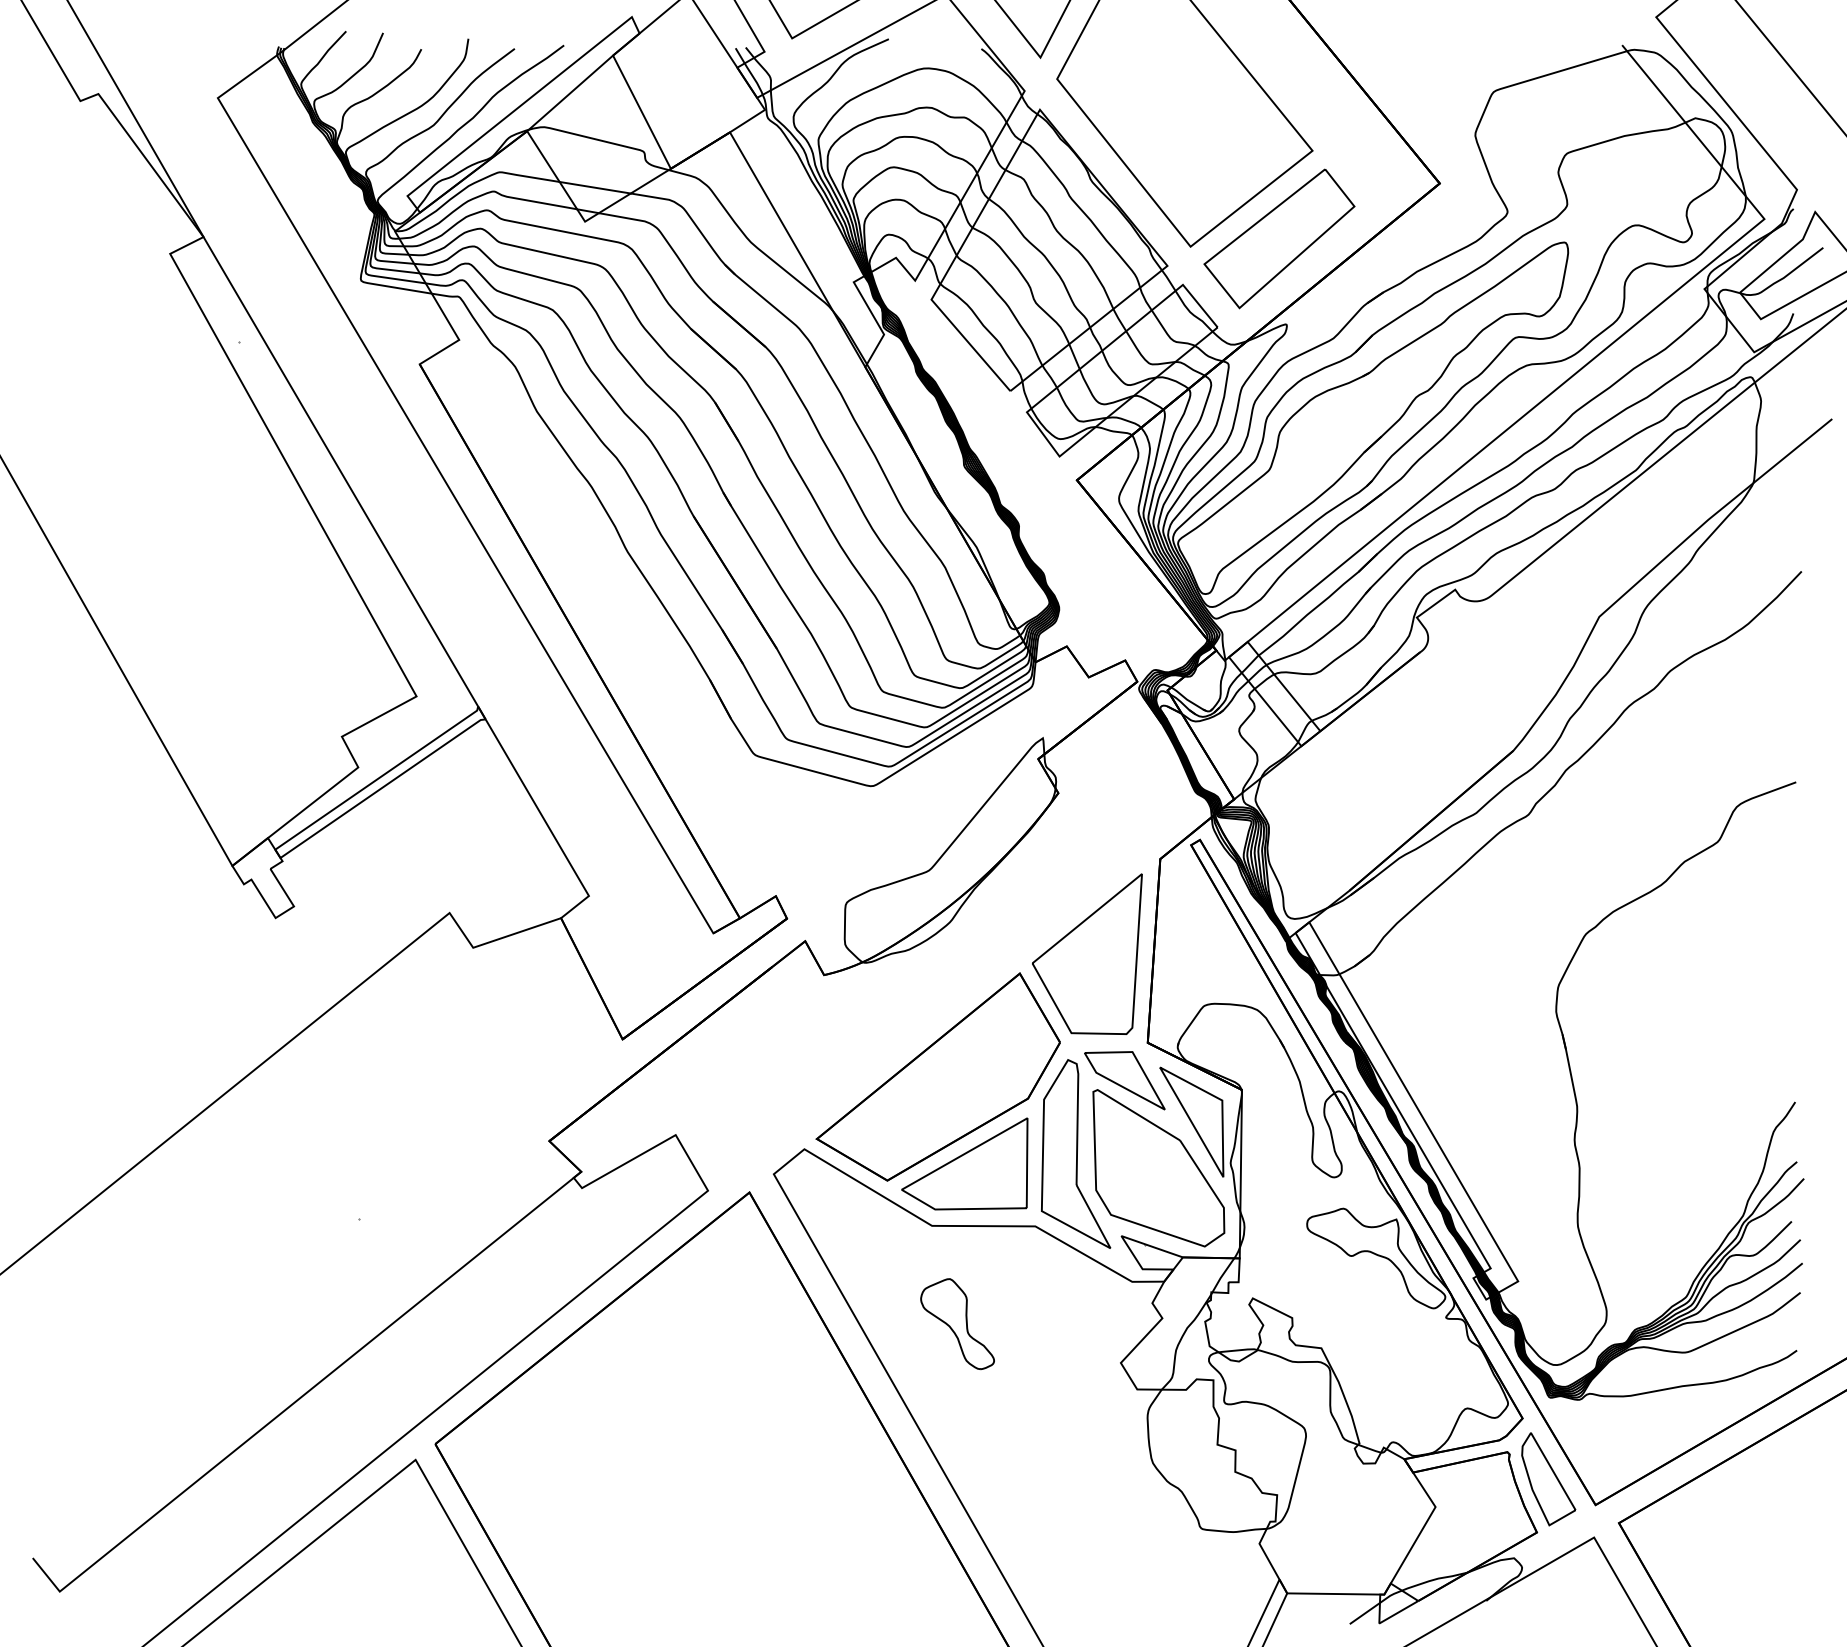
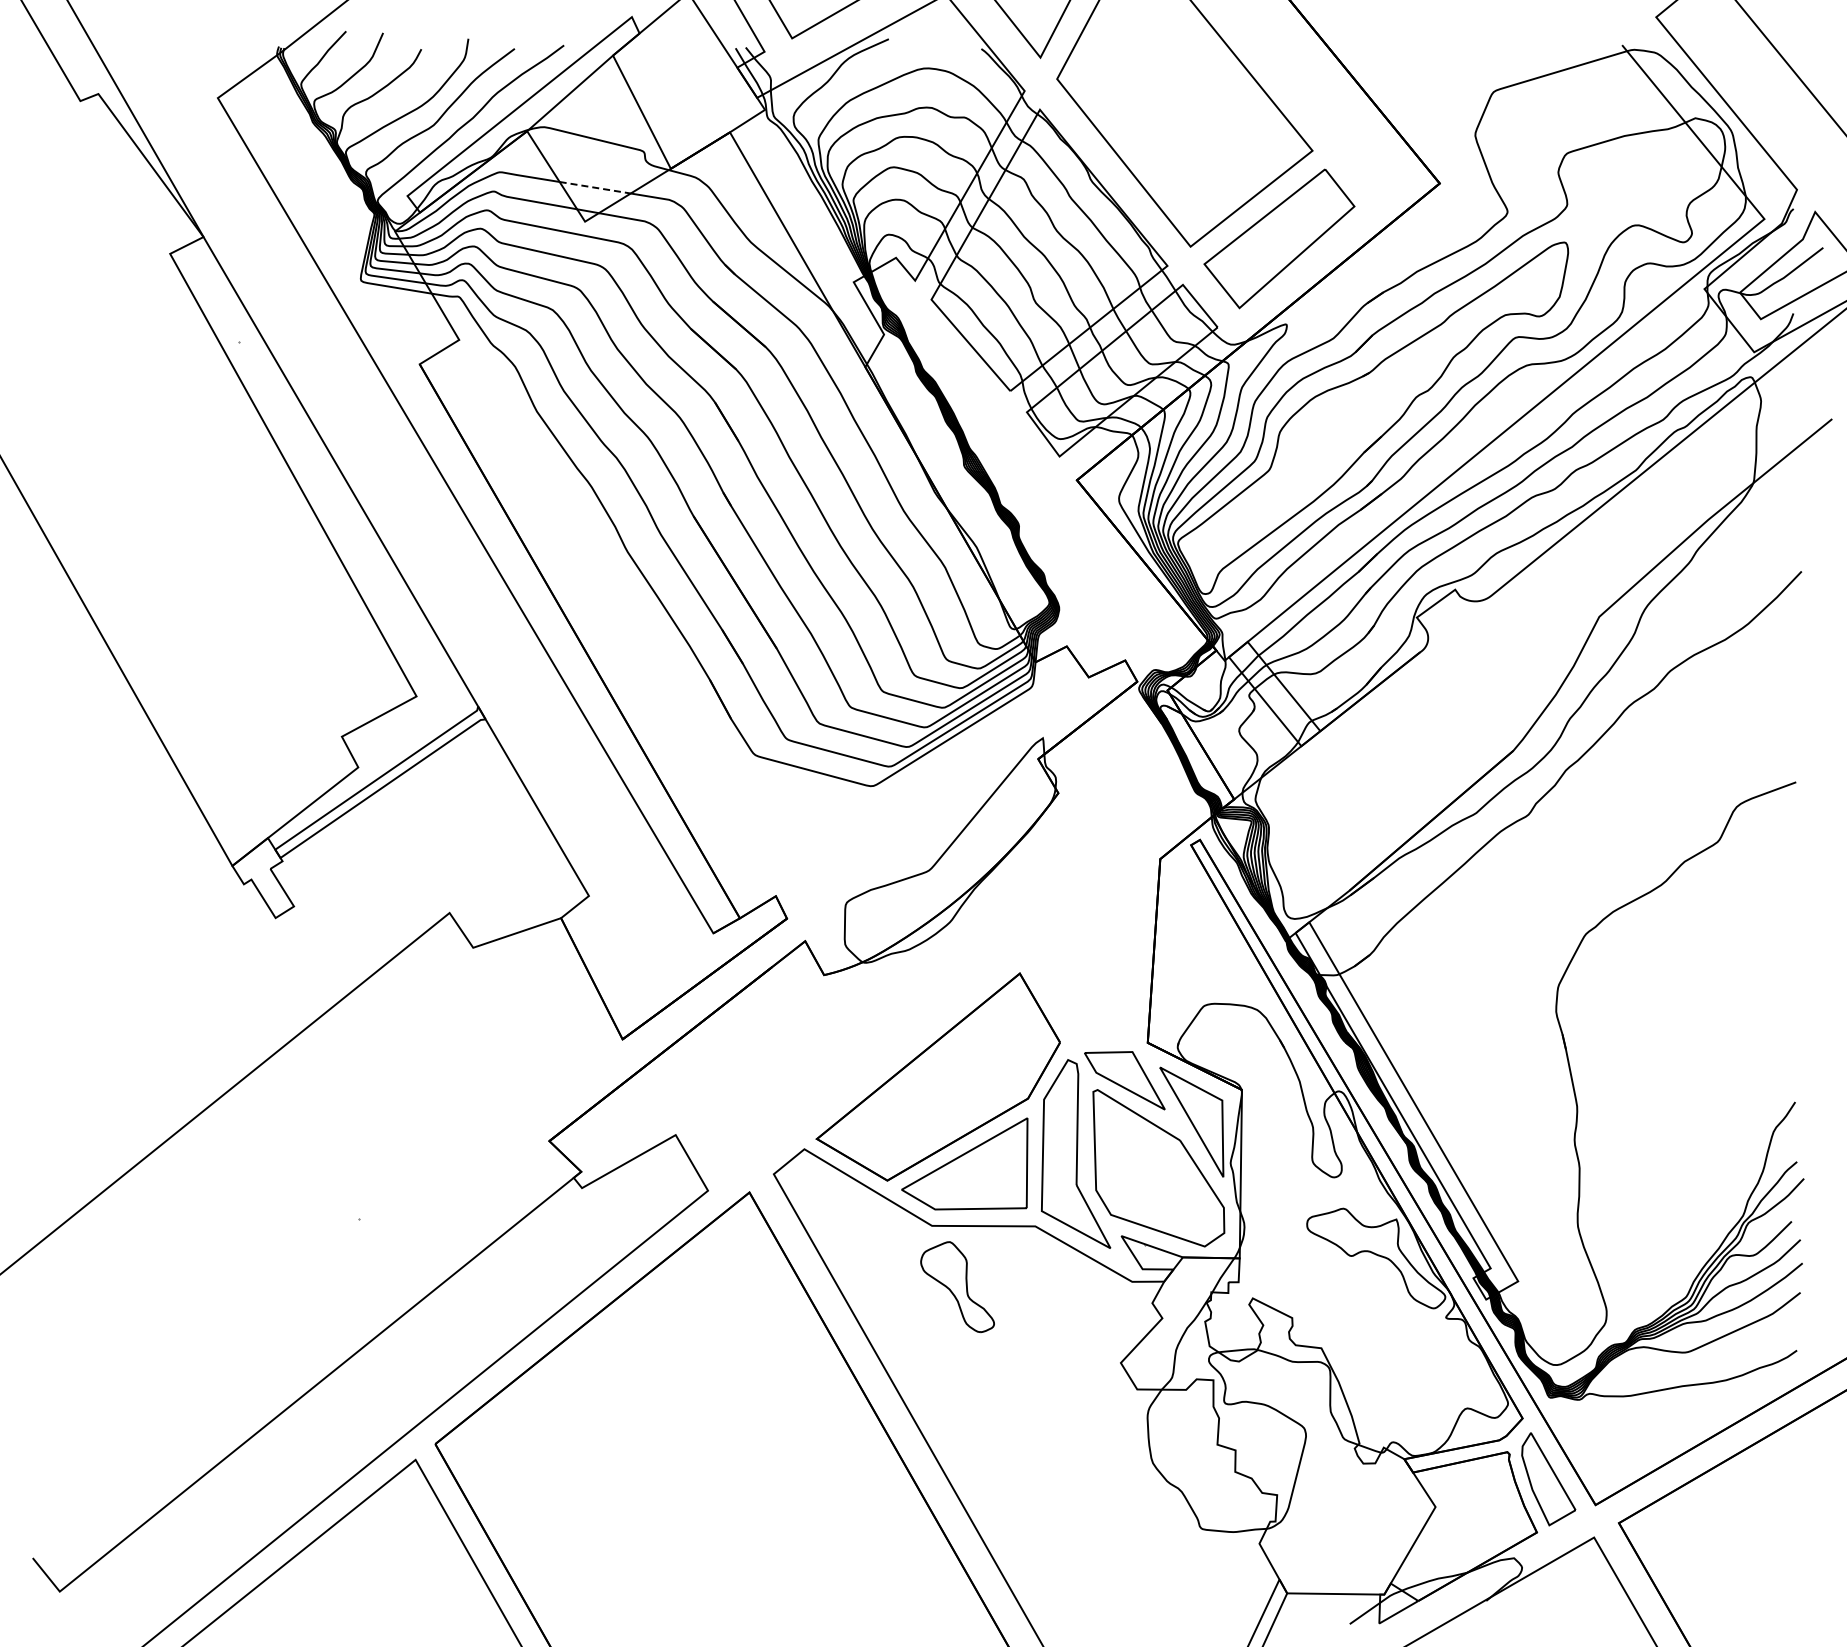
line: solid -> dashed (595, 187)
part: present -> none (1087, 953)
part position: (957, 1324) -> (957, 1287) (957, 1287)
